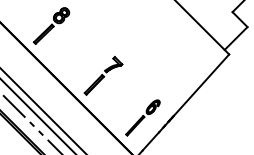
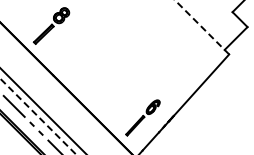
line: solid -> dashed (201, 26)
part: present -> none (103, 75)
line: solid -> dashed (38, 116)
